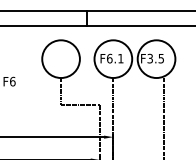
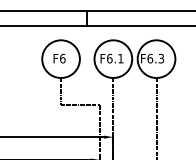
text: F3.5 -> F6.3 (155, 58)
text position: (9, 81) -> (59, 58) (59, 58)
line position: (163, 117) -> (156, 117) (156, 117)
